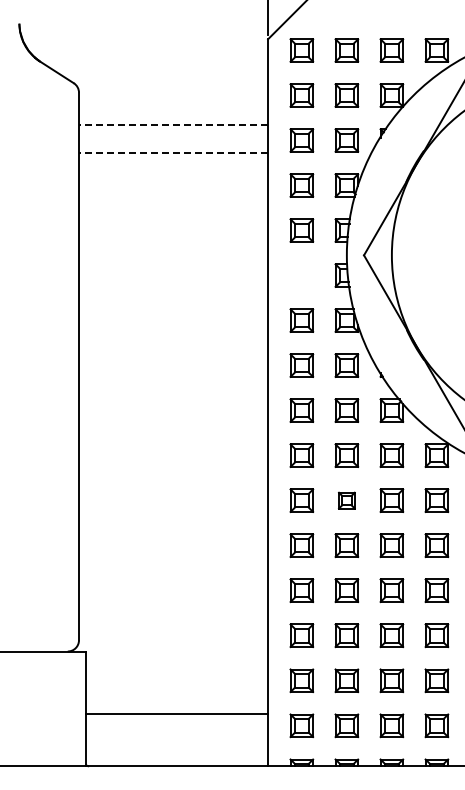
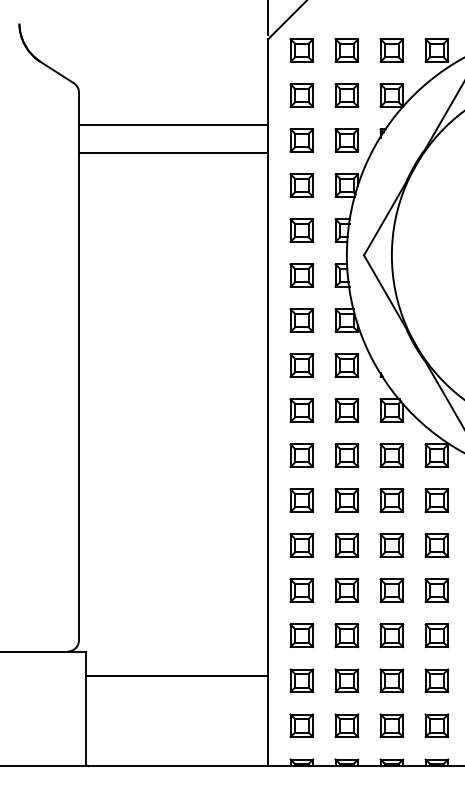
line: dashed -> solid (173, 124)
line: dashed -> solid (173, 152)
part: none -> present (301, 275)
part size: 18x19 px -> 26x25 px (346, 500)
line position: (176, 714) -> (176, 676) (176, 676)
